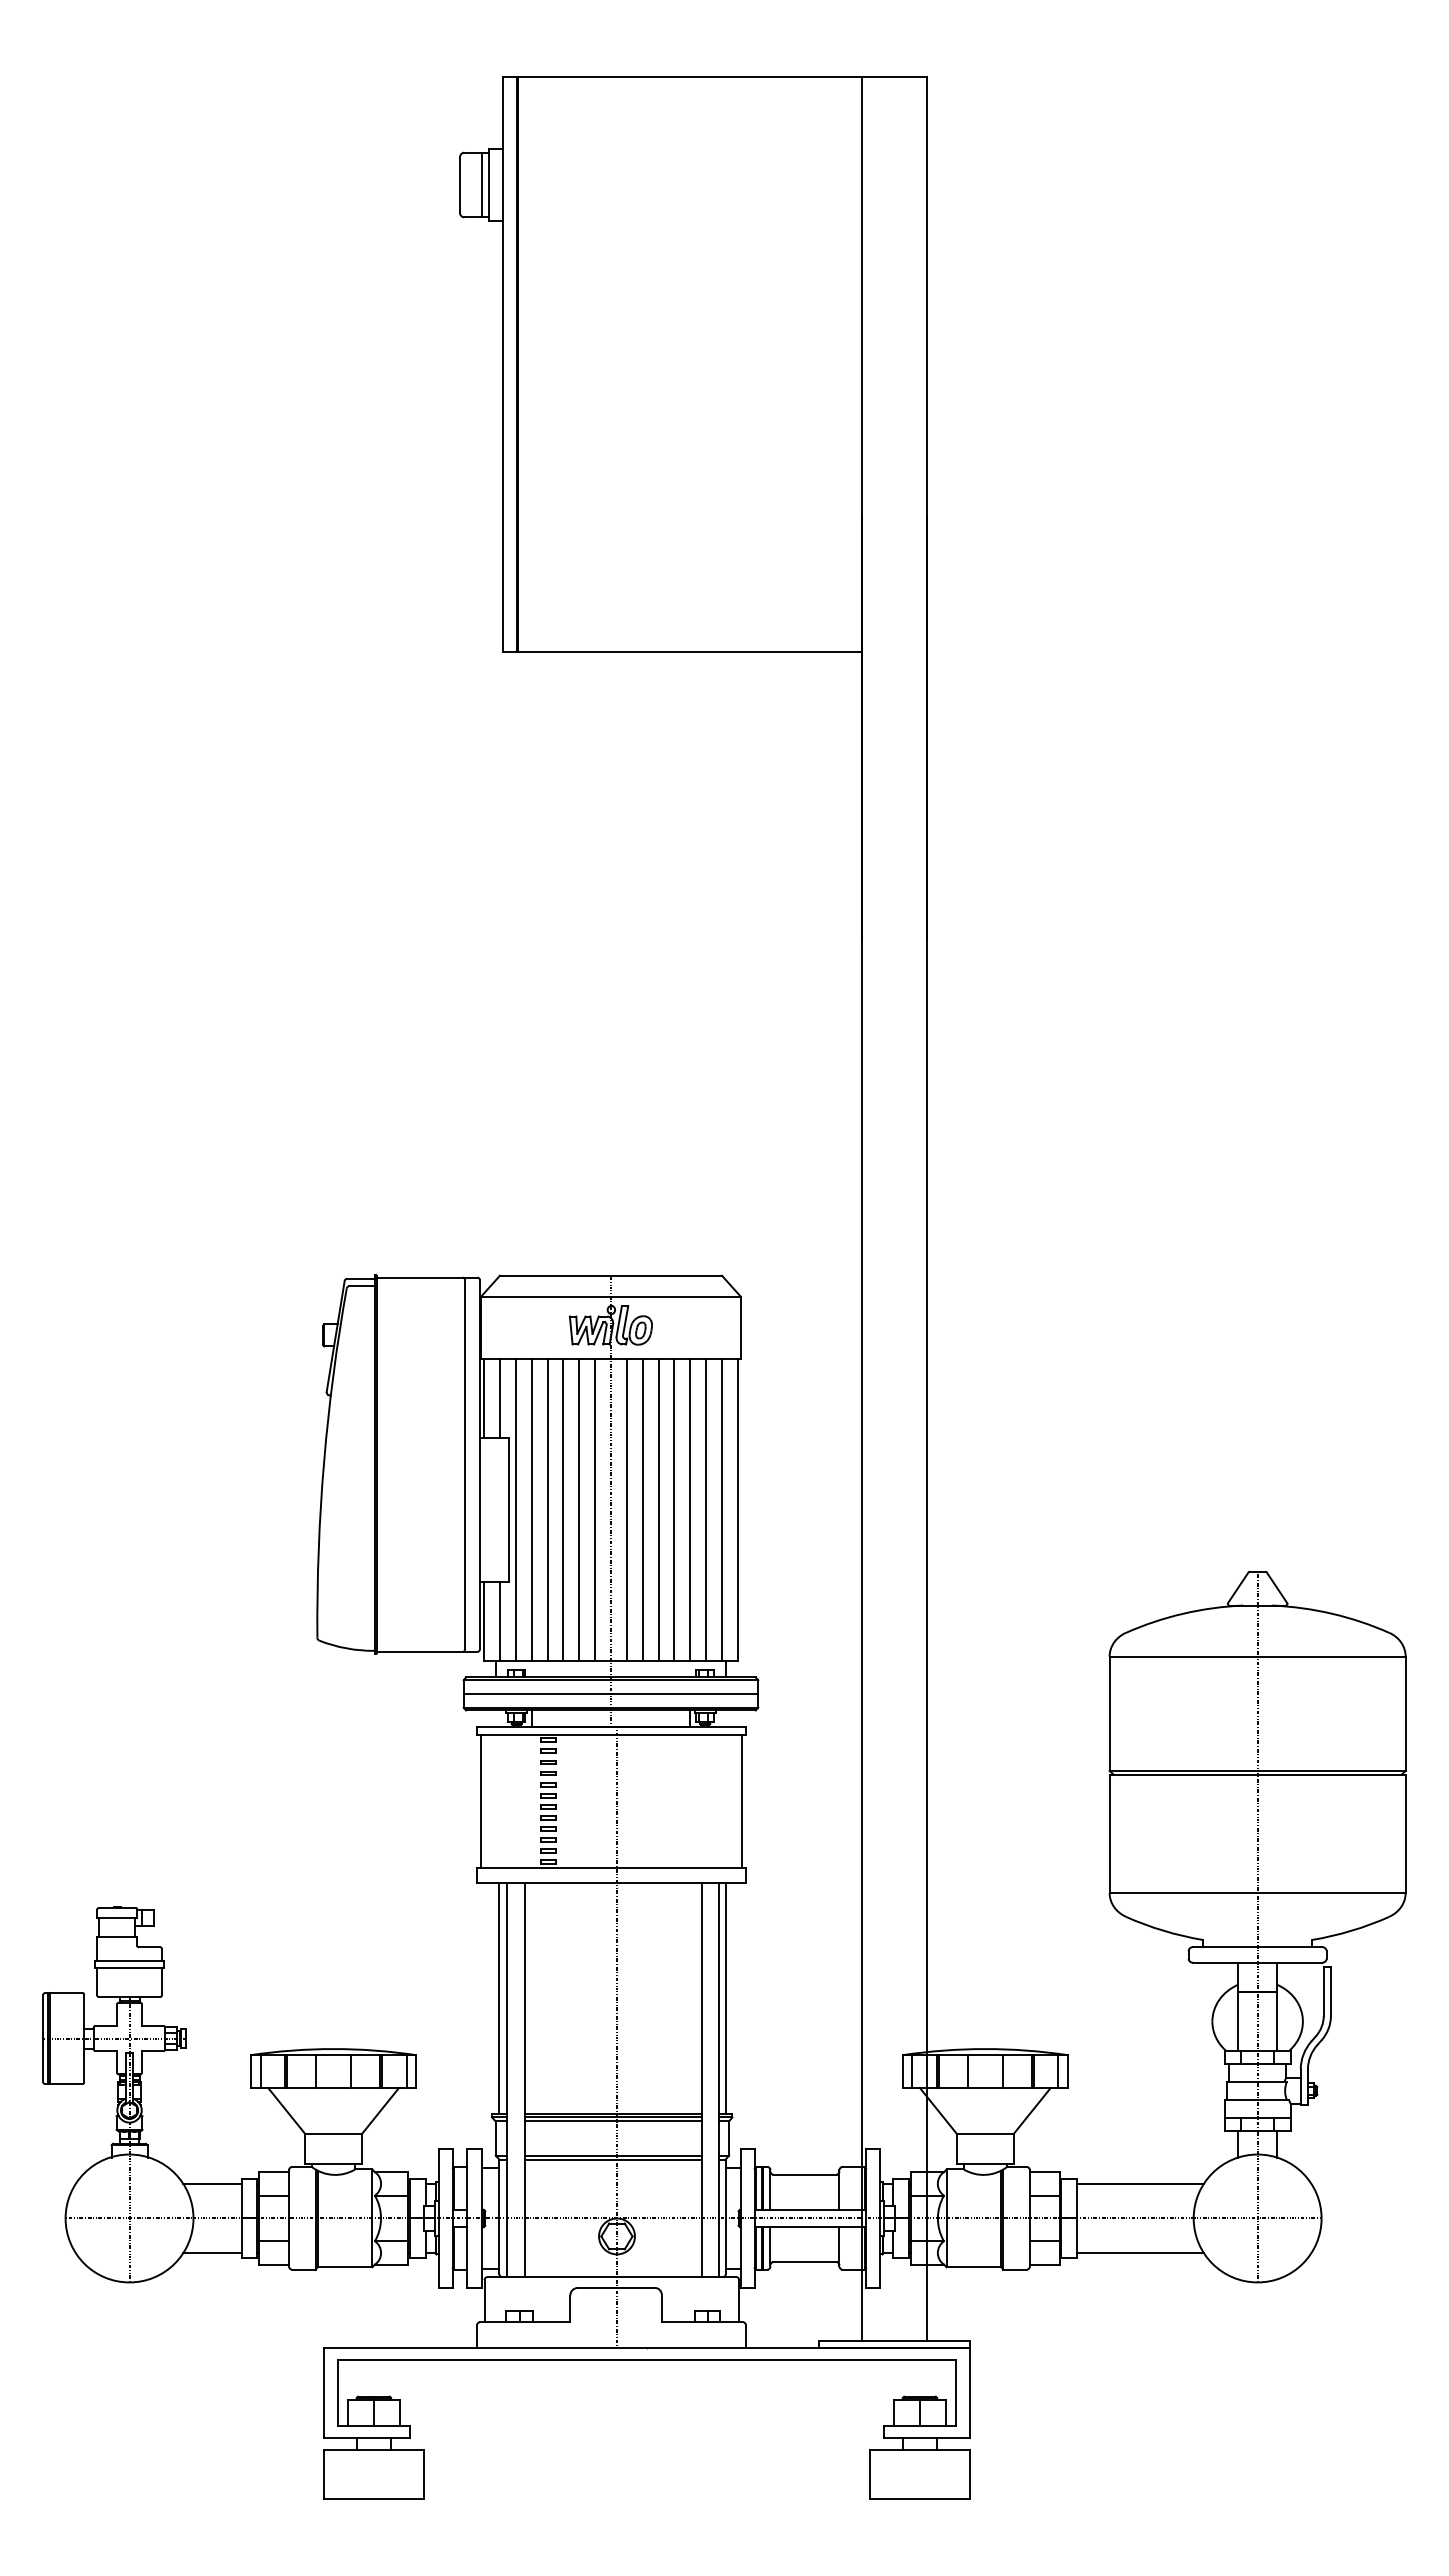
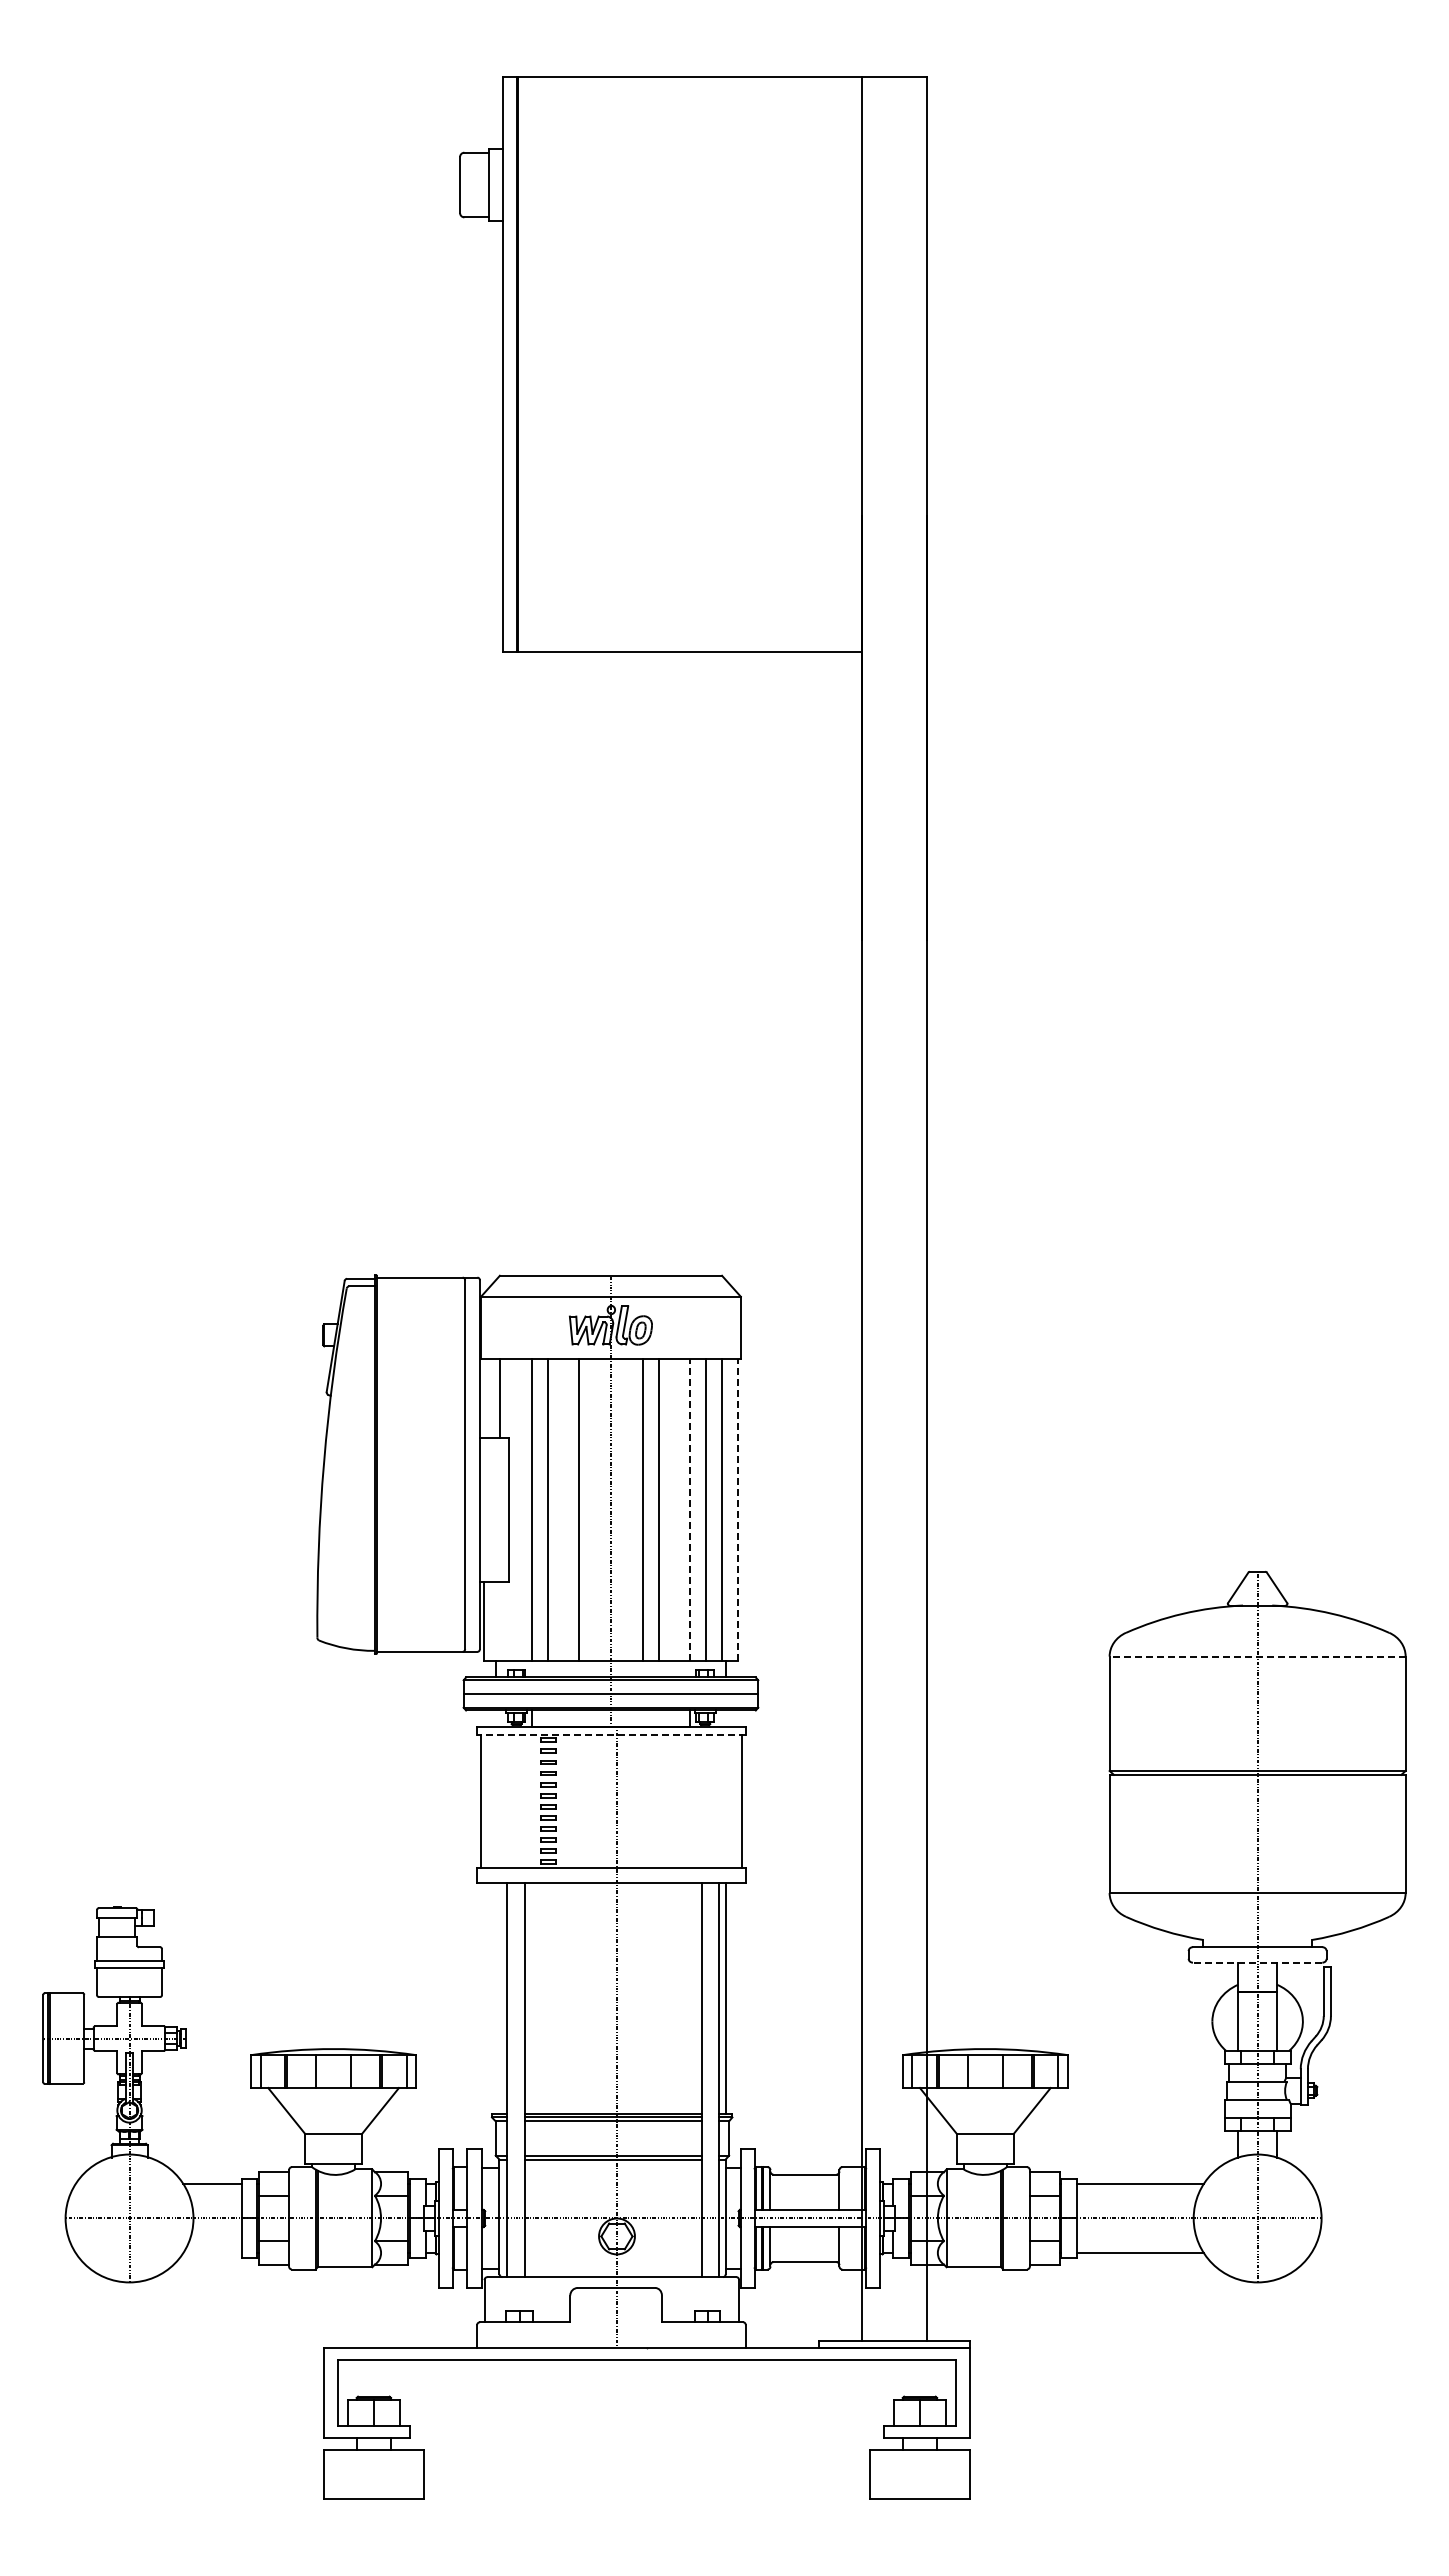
line: present -> none (481, 184)
line: present -> none (484, 1398)
line: present -> none (515, 1509)
line: present -> none (563, 1509)
line: present -> none (595, 1509)
line: present -> none (626, 1509)
line: present -> none (674, 1509)
line: solid -> dashed (690, 1510)
line: solid -> dashed (737, 1510)
line: present -> none (500, 1621)
line: solid -> dashed (1257, 1656)
line: solid -> dashed (610, 1734)
line: solid -> dashed (1257, 1962)
line: present -> none (499, 1998)
line: present -> none (212, 2253)
